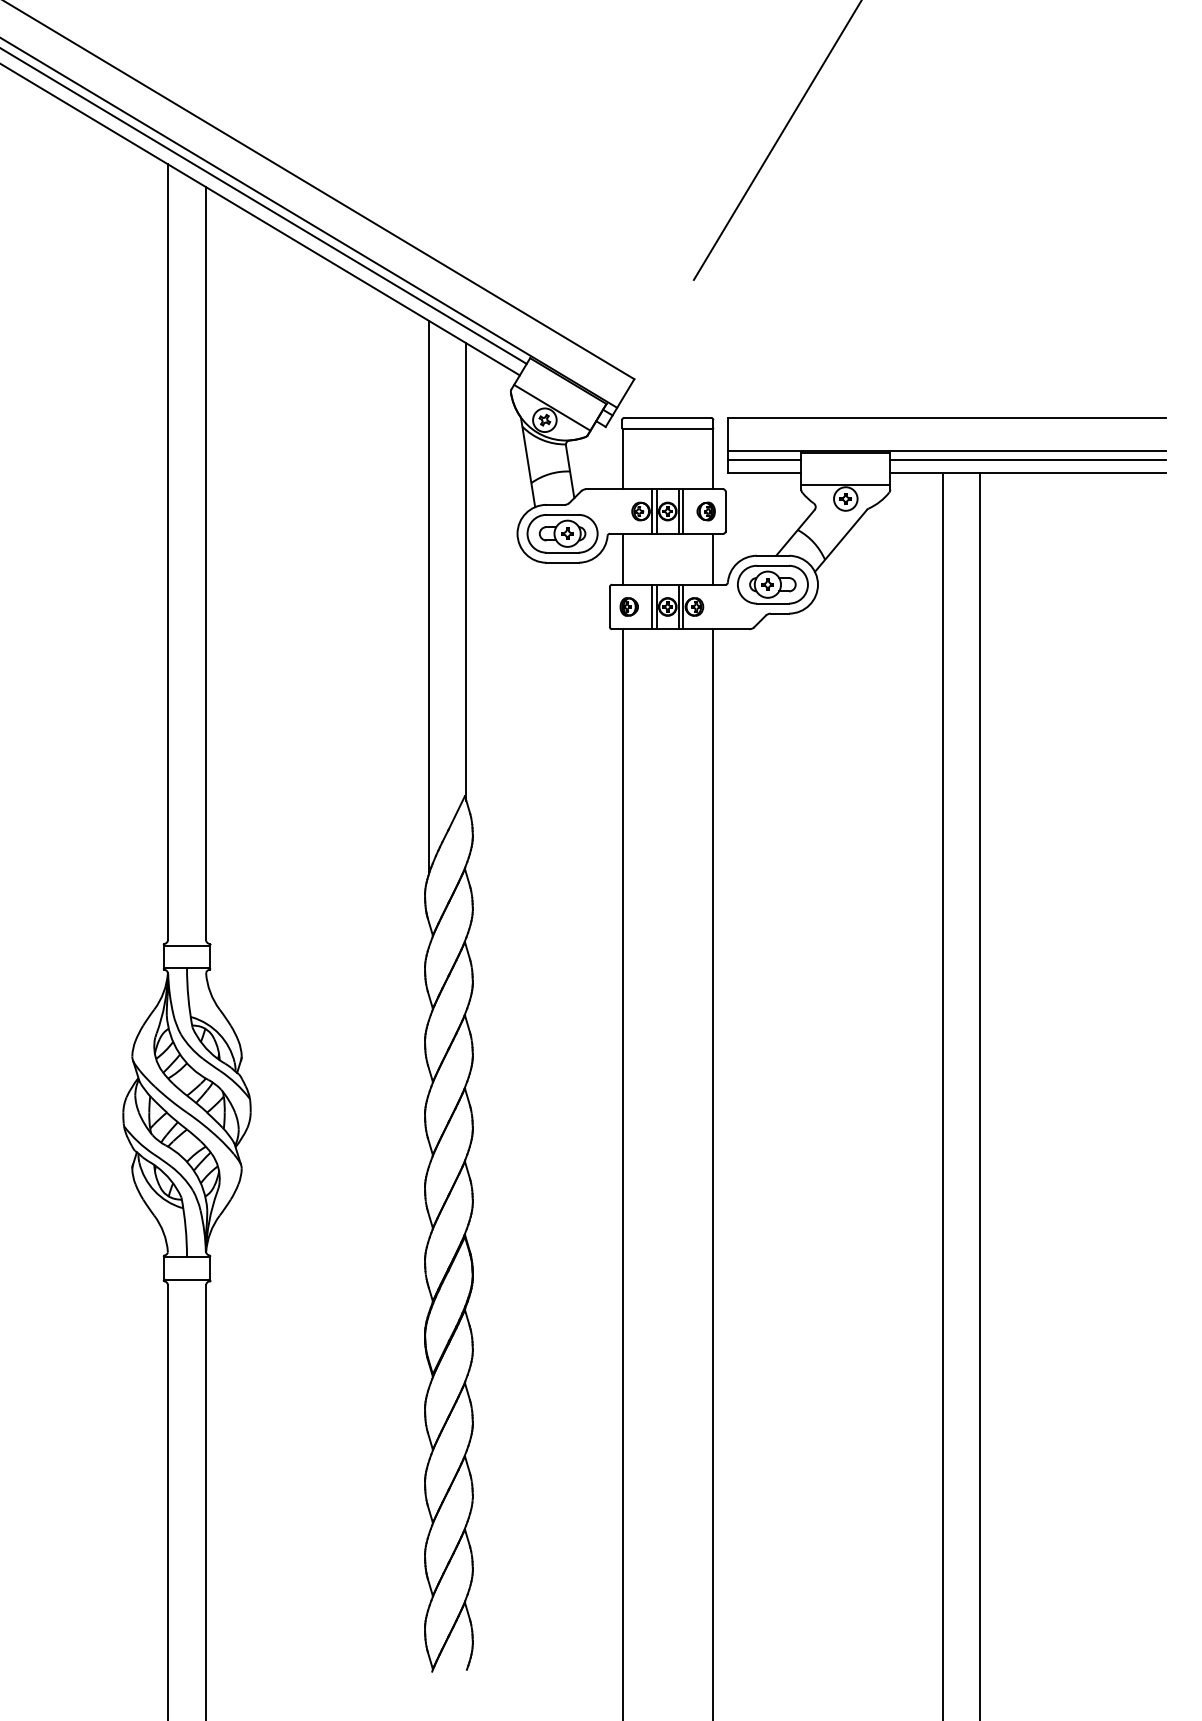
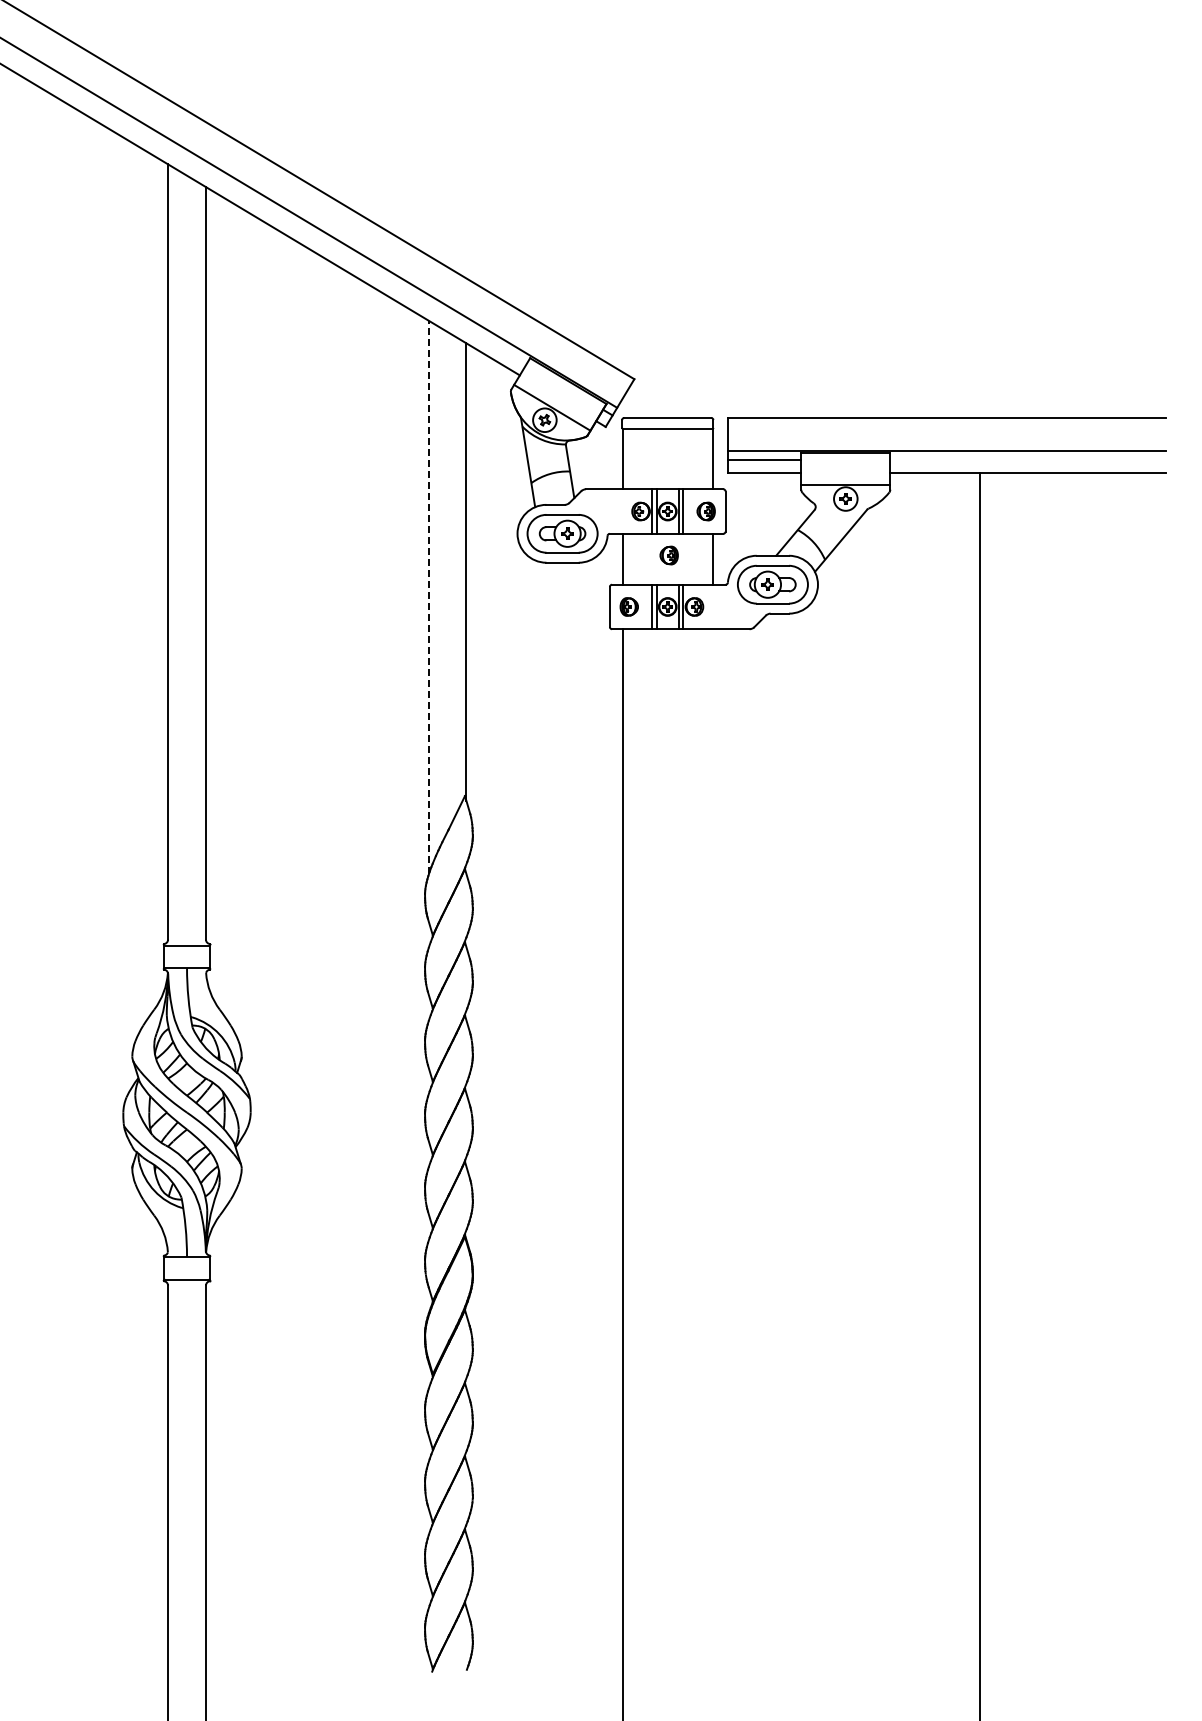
line: present -> none (776, 140)
line: present -> none (264, 206)
line: present -> none (1027, 460)
part: none -> present (668, 555)
line: solid -> dashed (428, 597)
line: present -> none (942, 1095)
line: present -> none (712, 1173)
